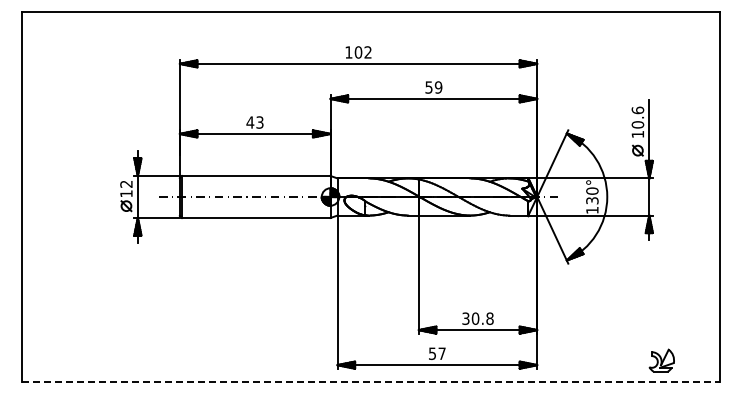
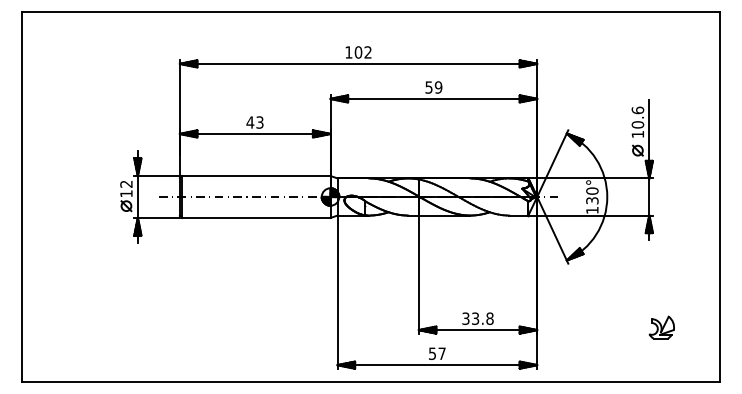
text: 30.8 -> 33.8 (475, 318)
part position: (661, 360) -> (661, 327) (661, 327)
line: dashed -> solid (371, 381)
